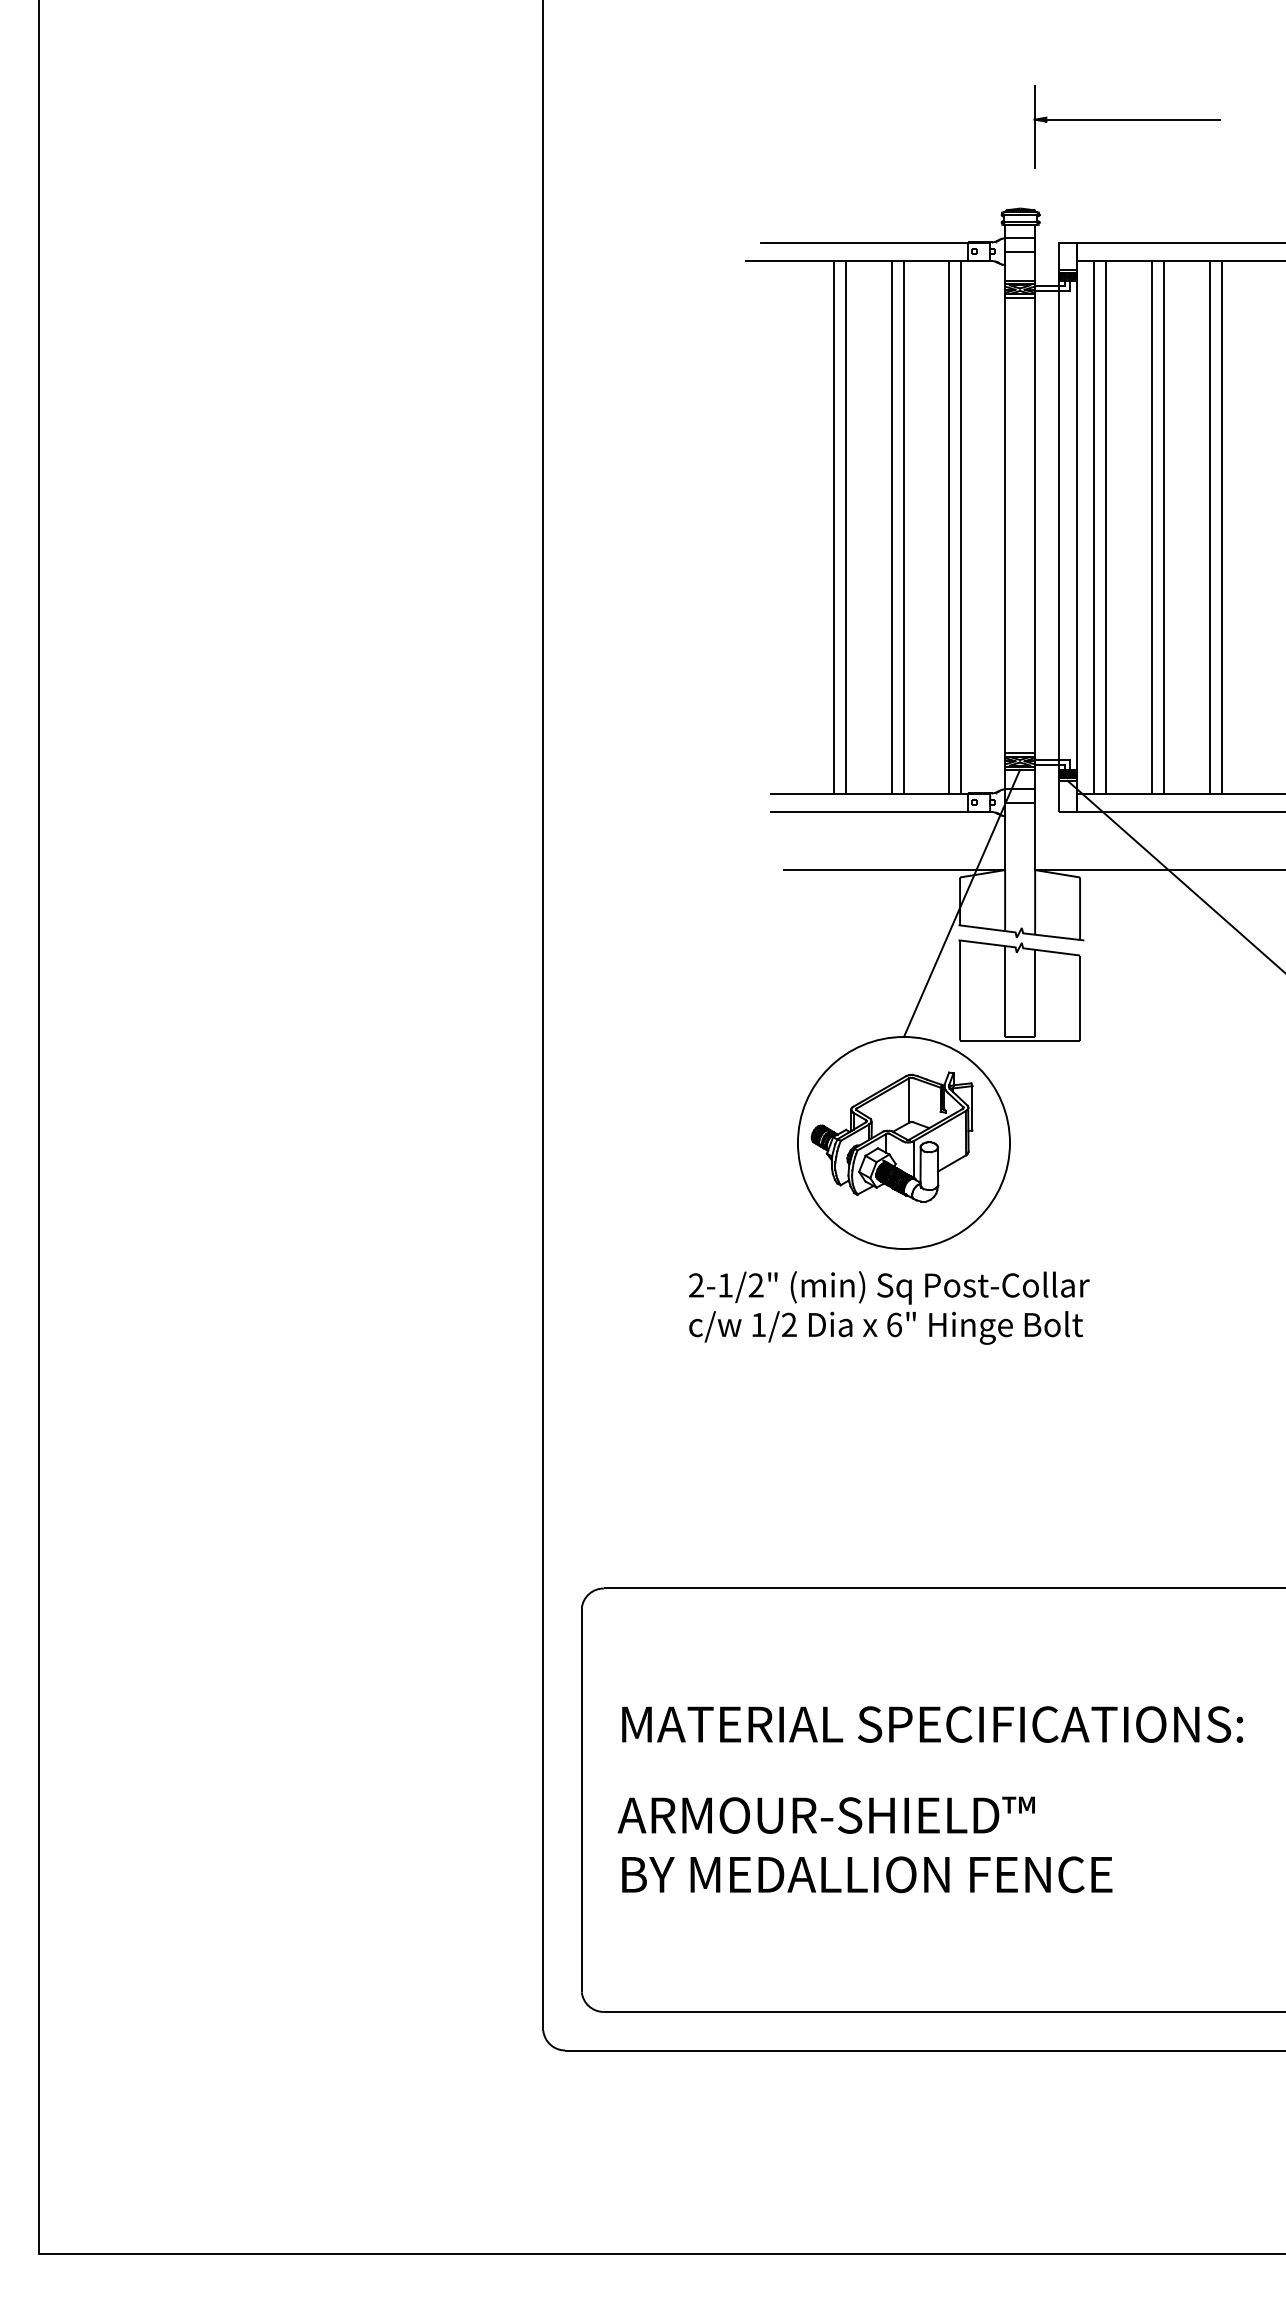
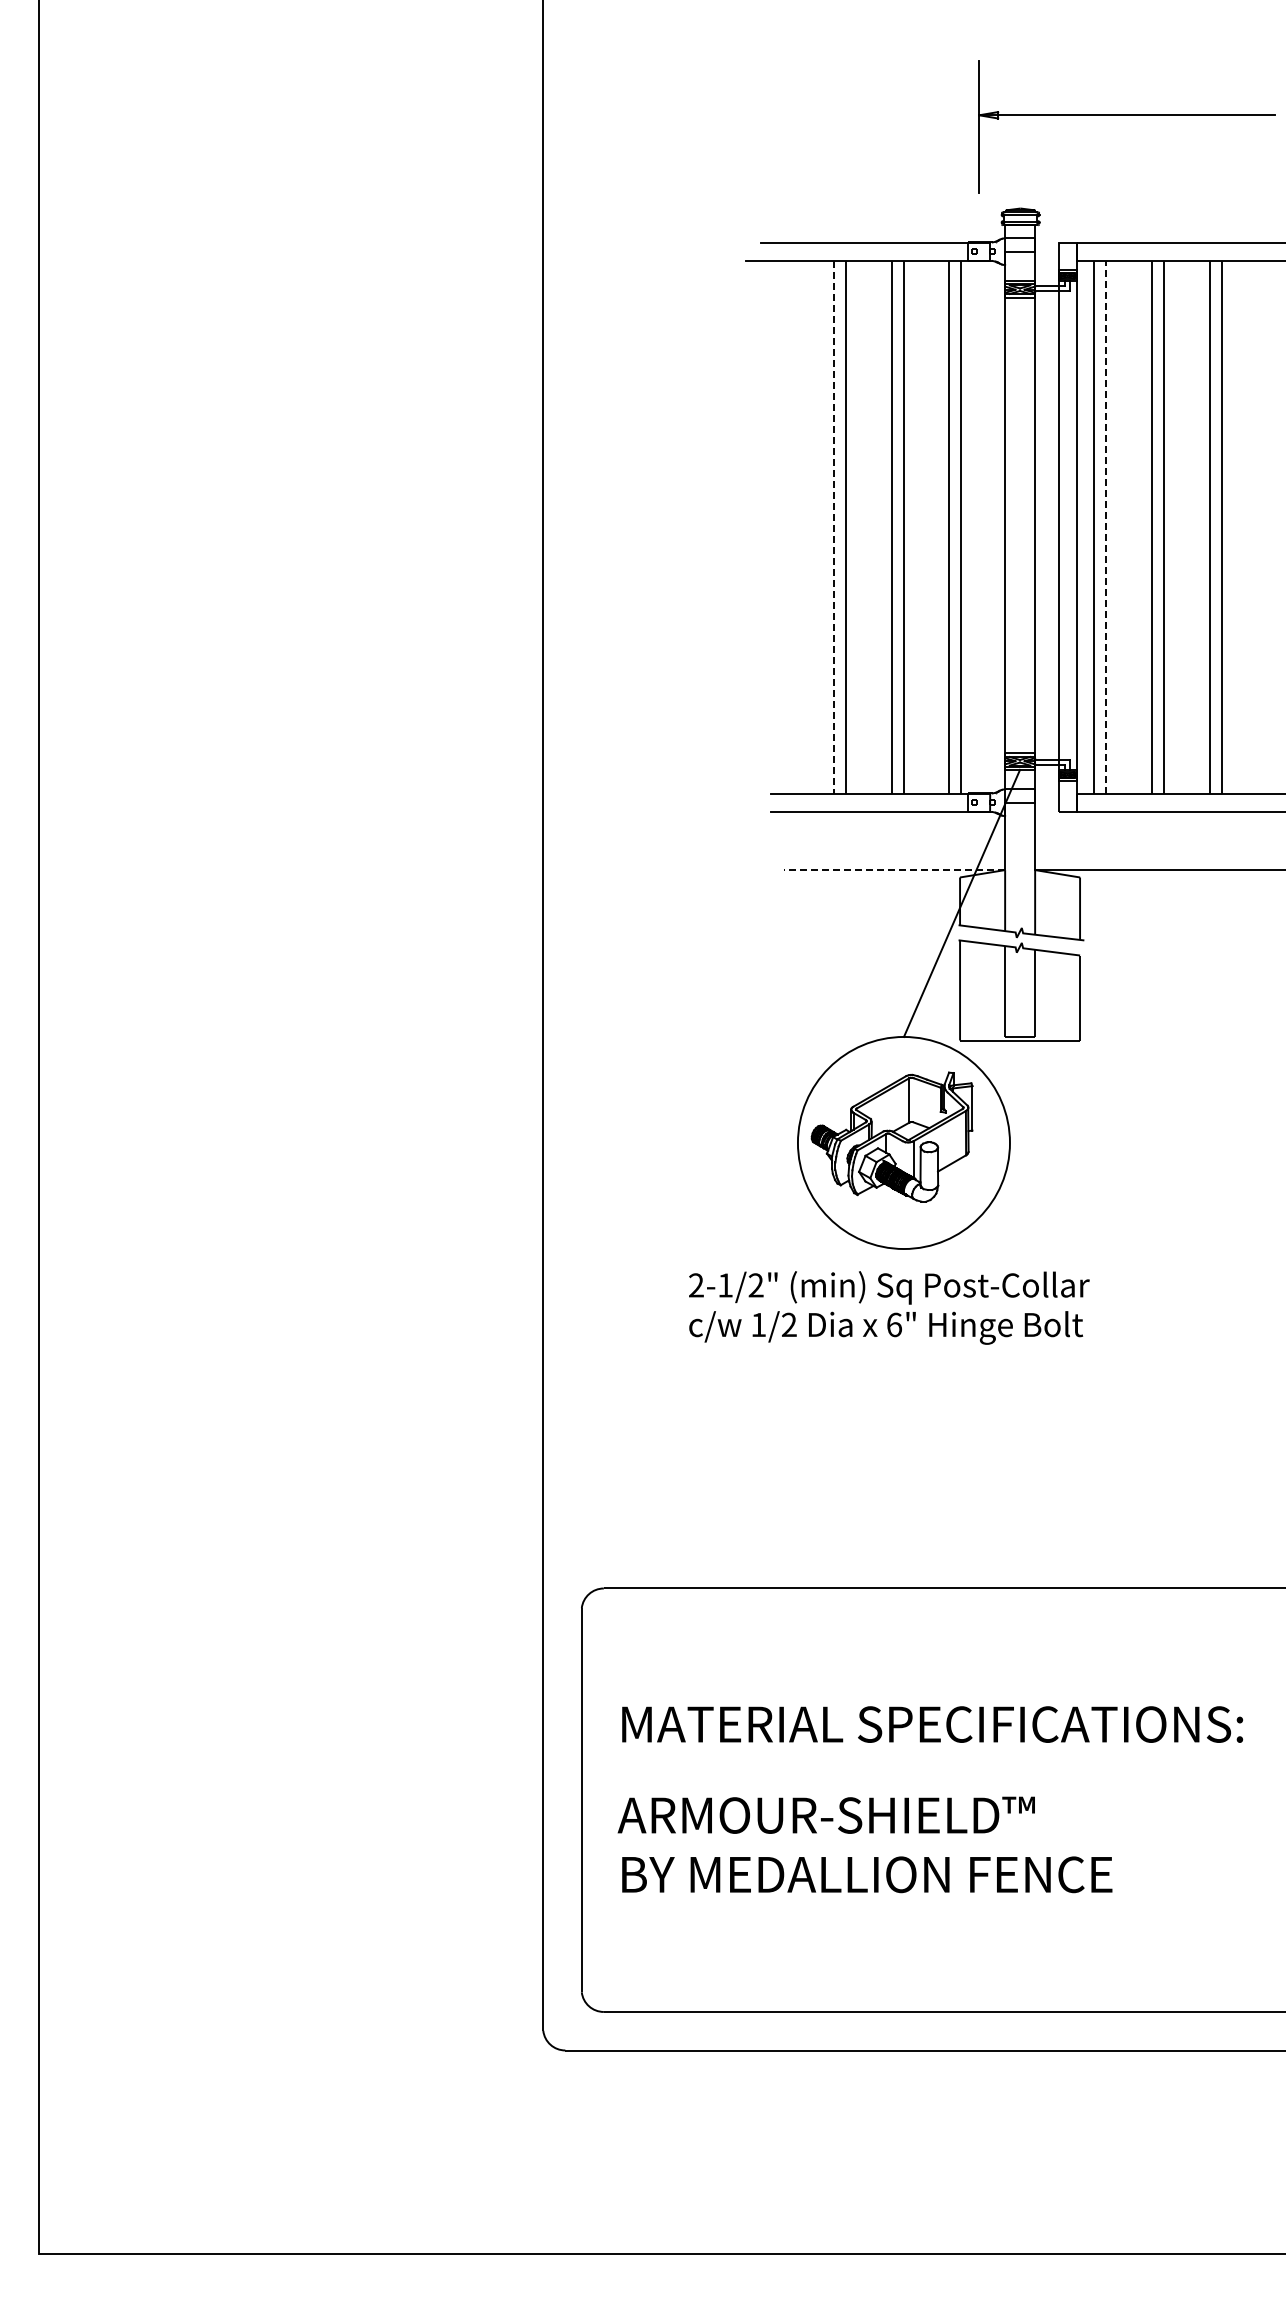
part size: 188x84 px -> 298x134 px (1126, 126)
line: solid -> dashed (833, 527)
line: solid -> dashed (1106, 527)
line: solid -> dashed (894, 870)
line: present -> none (1174, 875)
